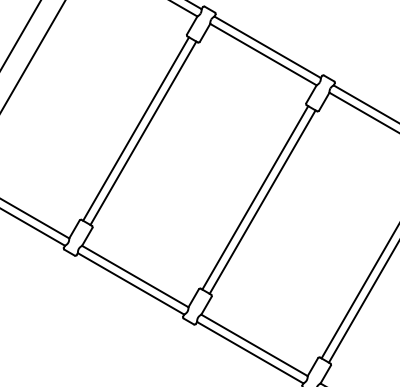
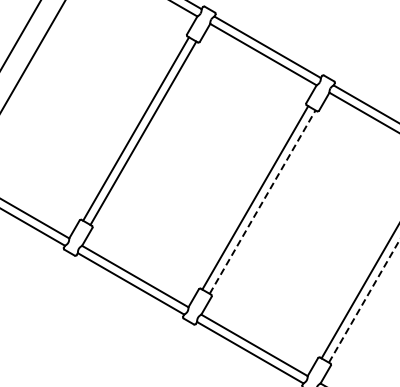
line: solid -> dashed (262, 202)
line: solid -> dashed (364, 301)
